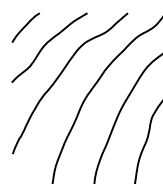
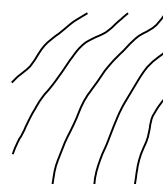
curve: present -> none (25, 27)
